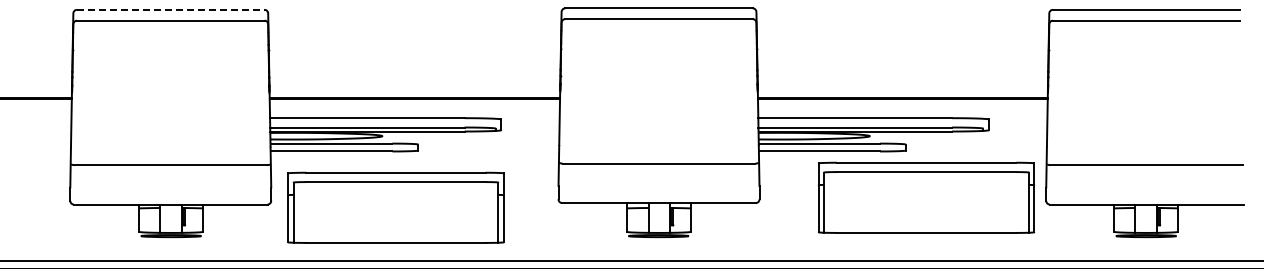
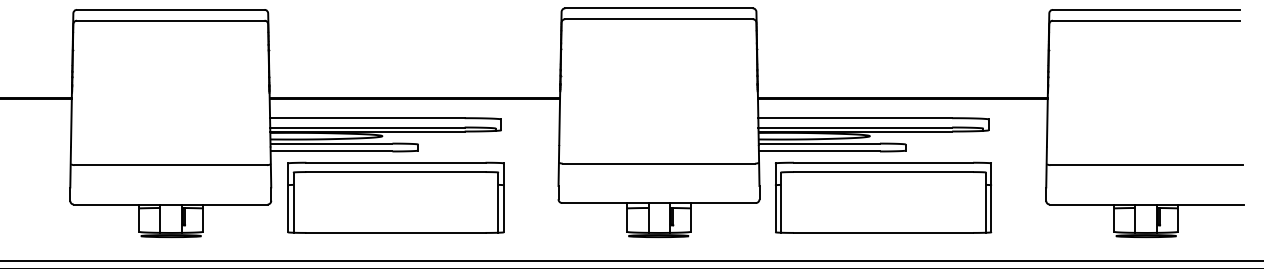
line: dashed -> solid (170, 9)
part position: (926, 197) -> (883, 197) (883, 197)
part position: (395, 207) -> (395, 197) (395, 197)
